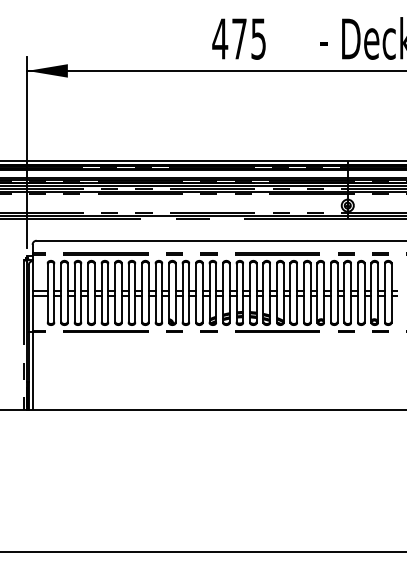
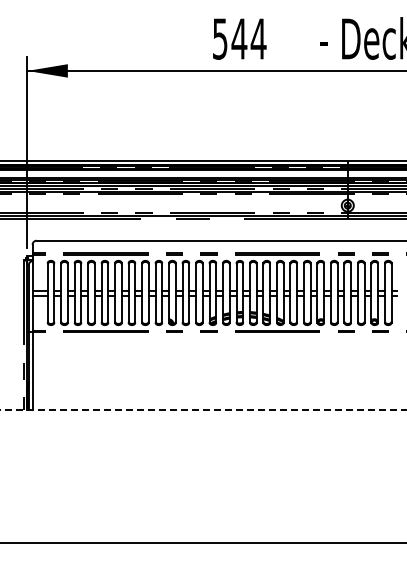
text: 475 -> 544 (239, 38)
line: solid -> dashed (203, 410)
line position: (202, 551) -> (202, 542) (202, 542)
